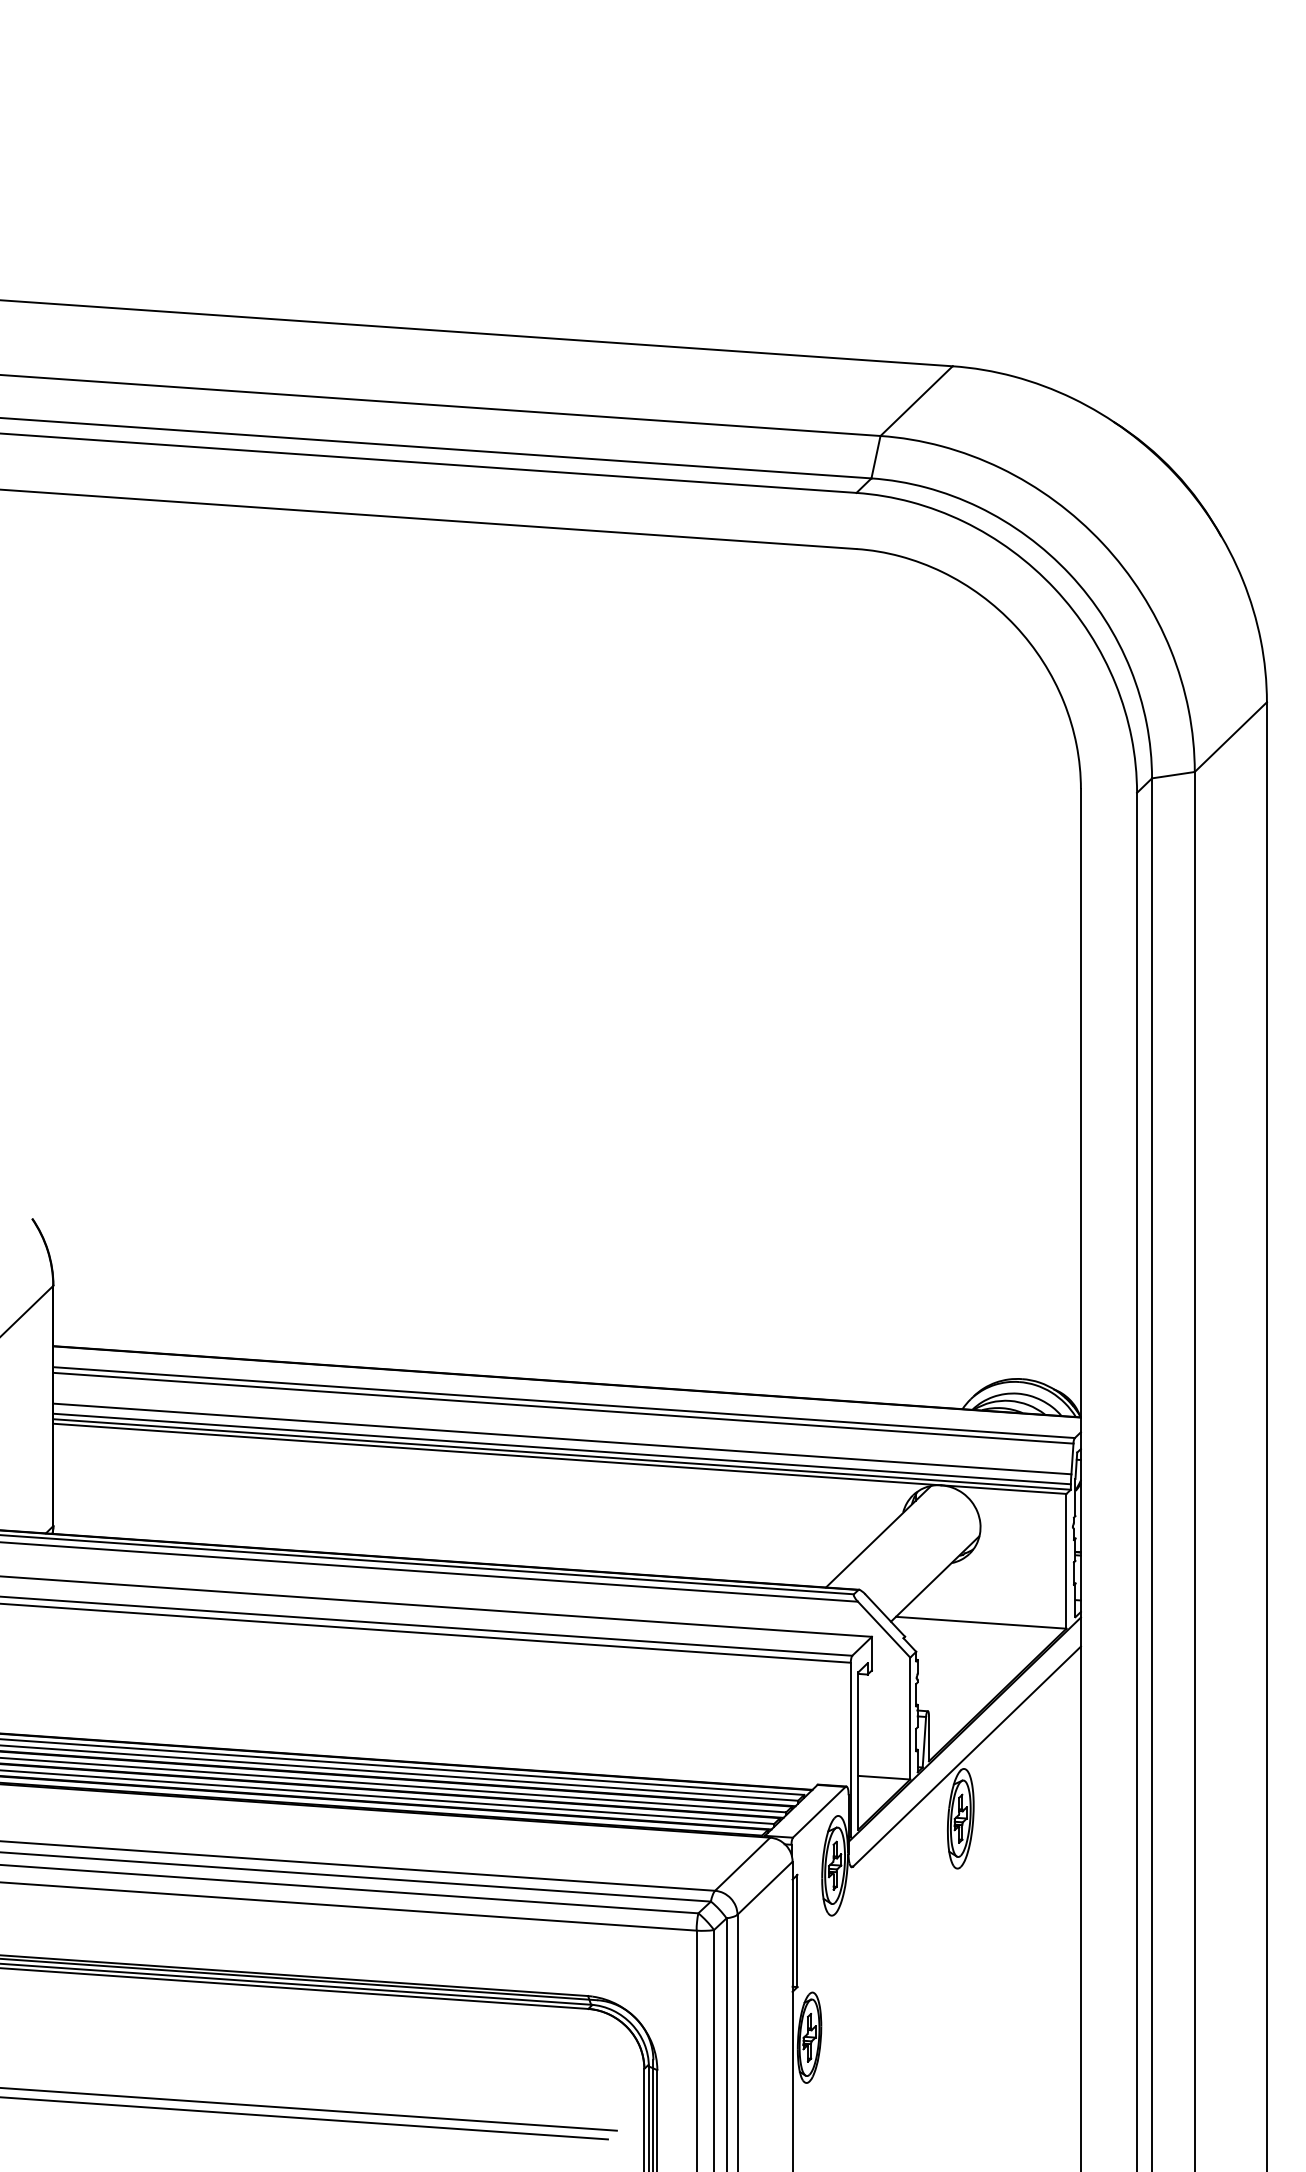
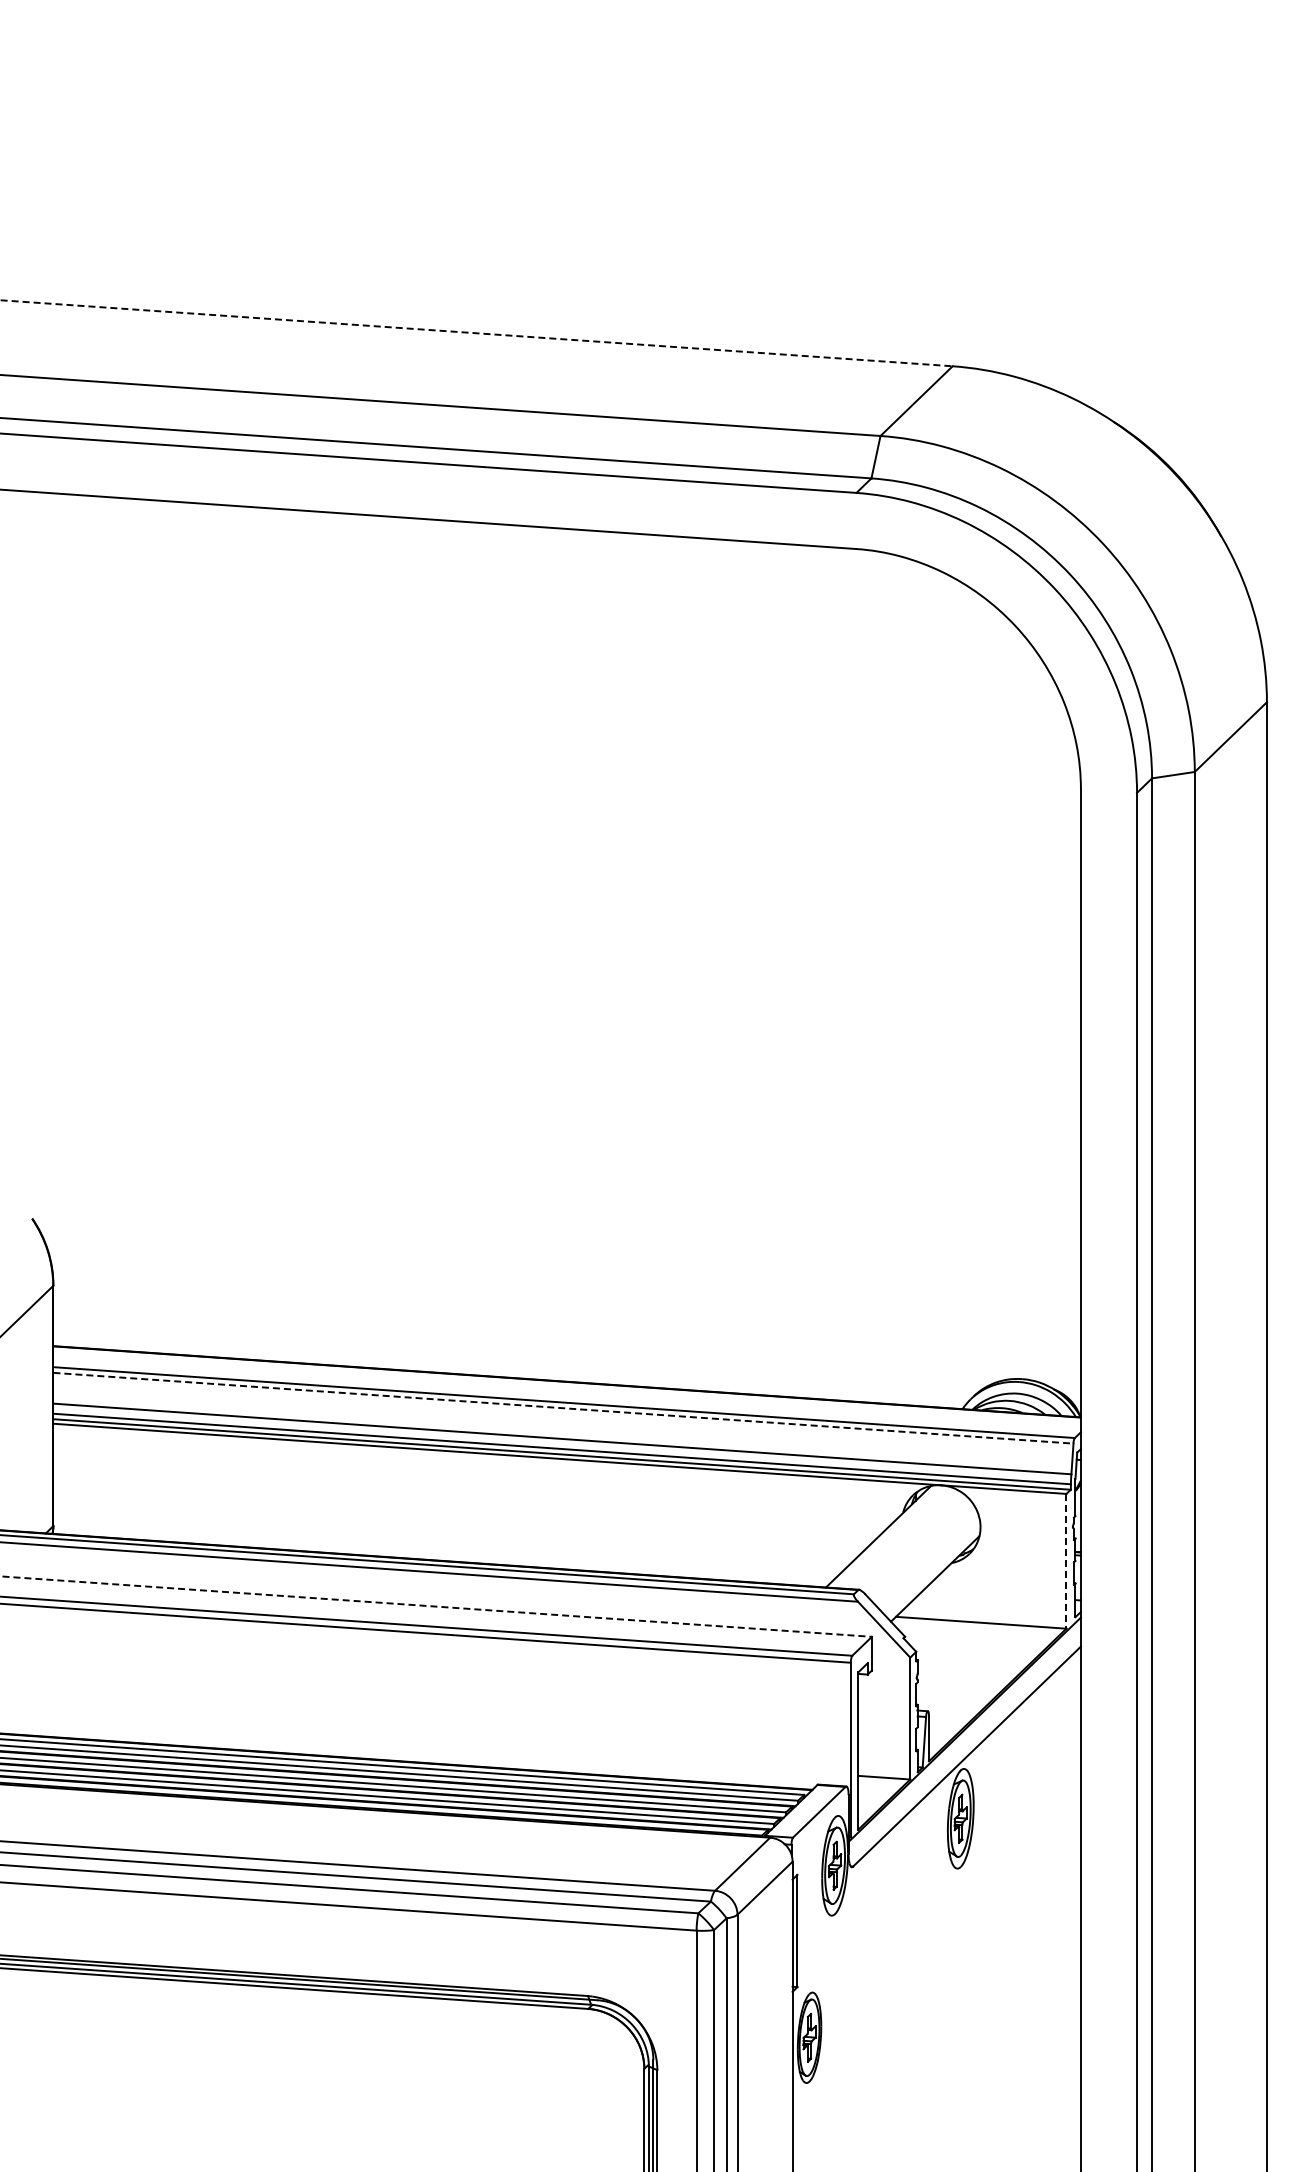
line: solid -> dashed (476, 333)
line: solid -> dashed (563, 1408)
line: solid -> dashed (1066, 1561)
line: solid -> dashed (436, 1606)
line: present -> none (309, 2109)
line: present -> none (304, 2118)
